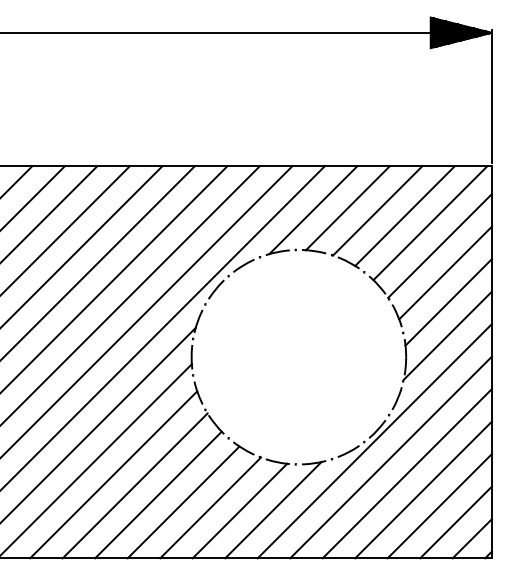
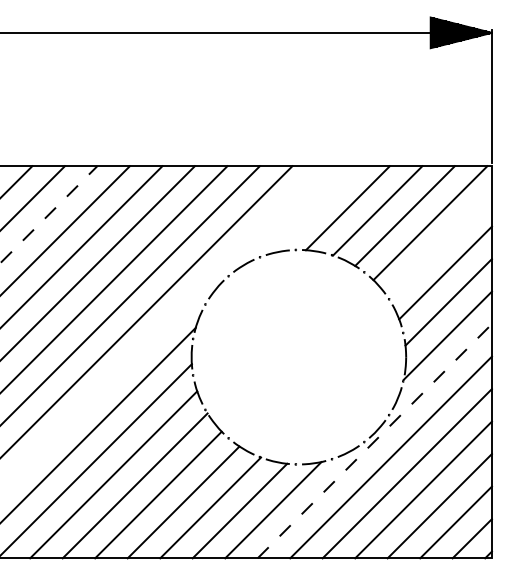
line: present -> none (313, 210)
line: solid -> dashed (49, 214)
line: present -> none (439, 245)
line: present -> none (163, 327)
line: solid -> dashed (374, 441)
